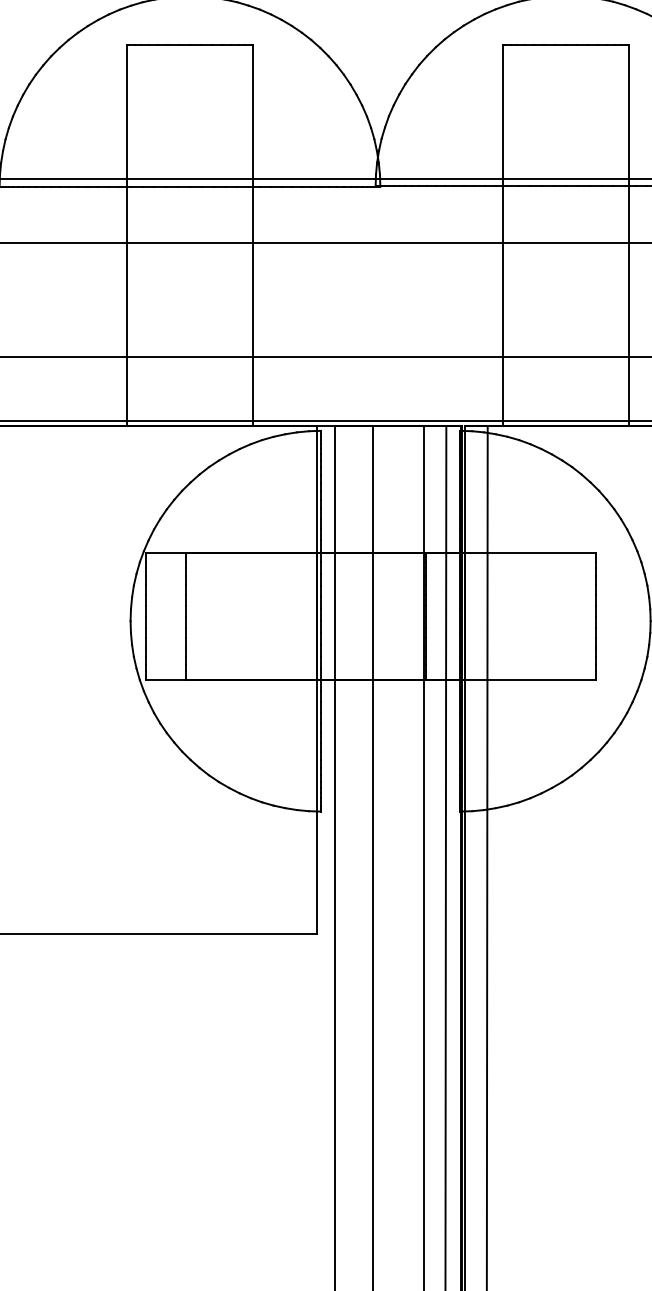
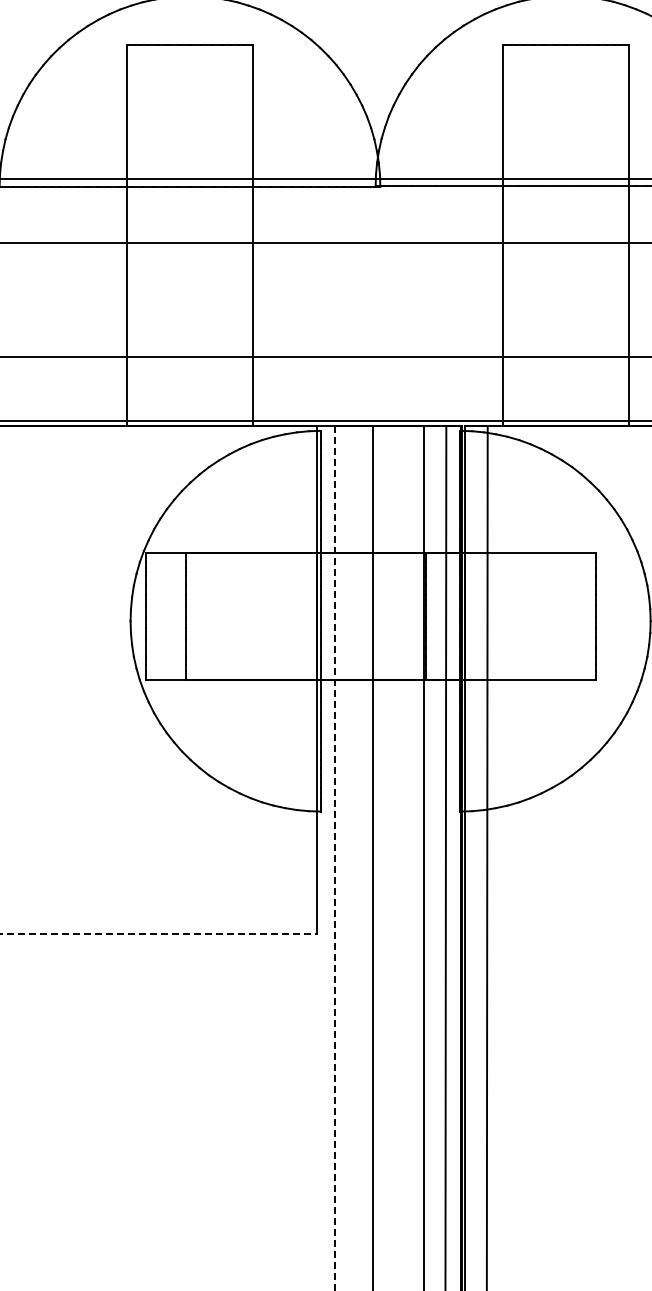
line: solid -> dashed (335, 859)
line: solid -> dashed (158, 933)
